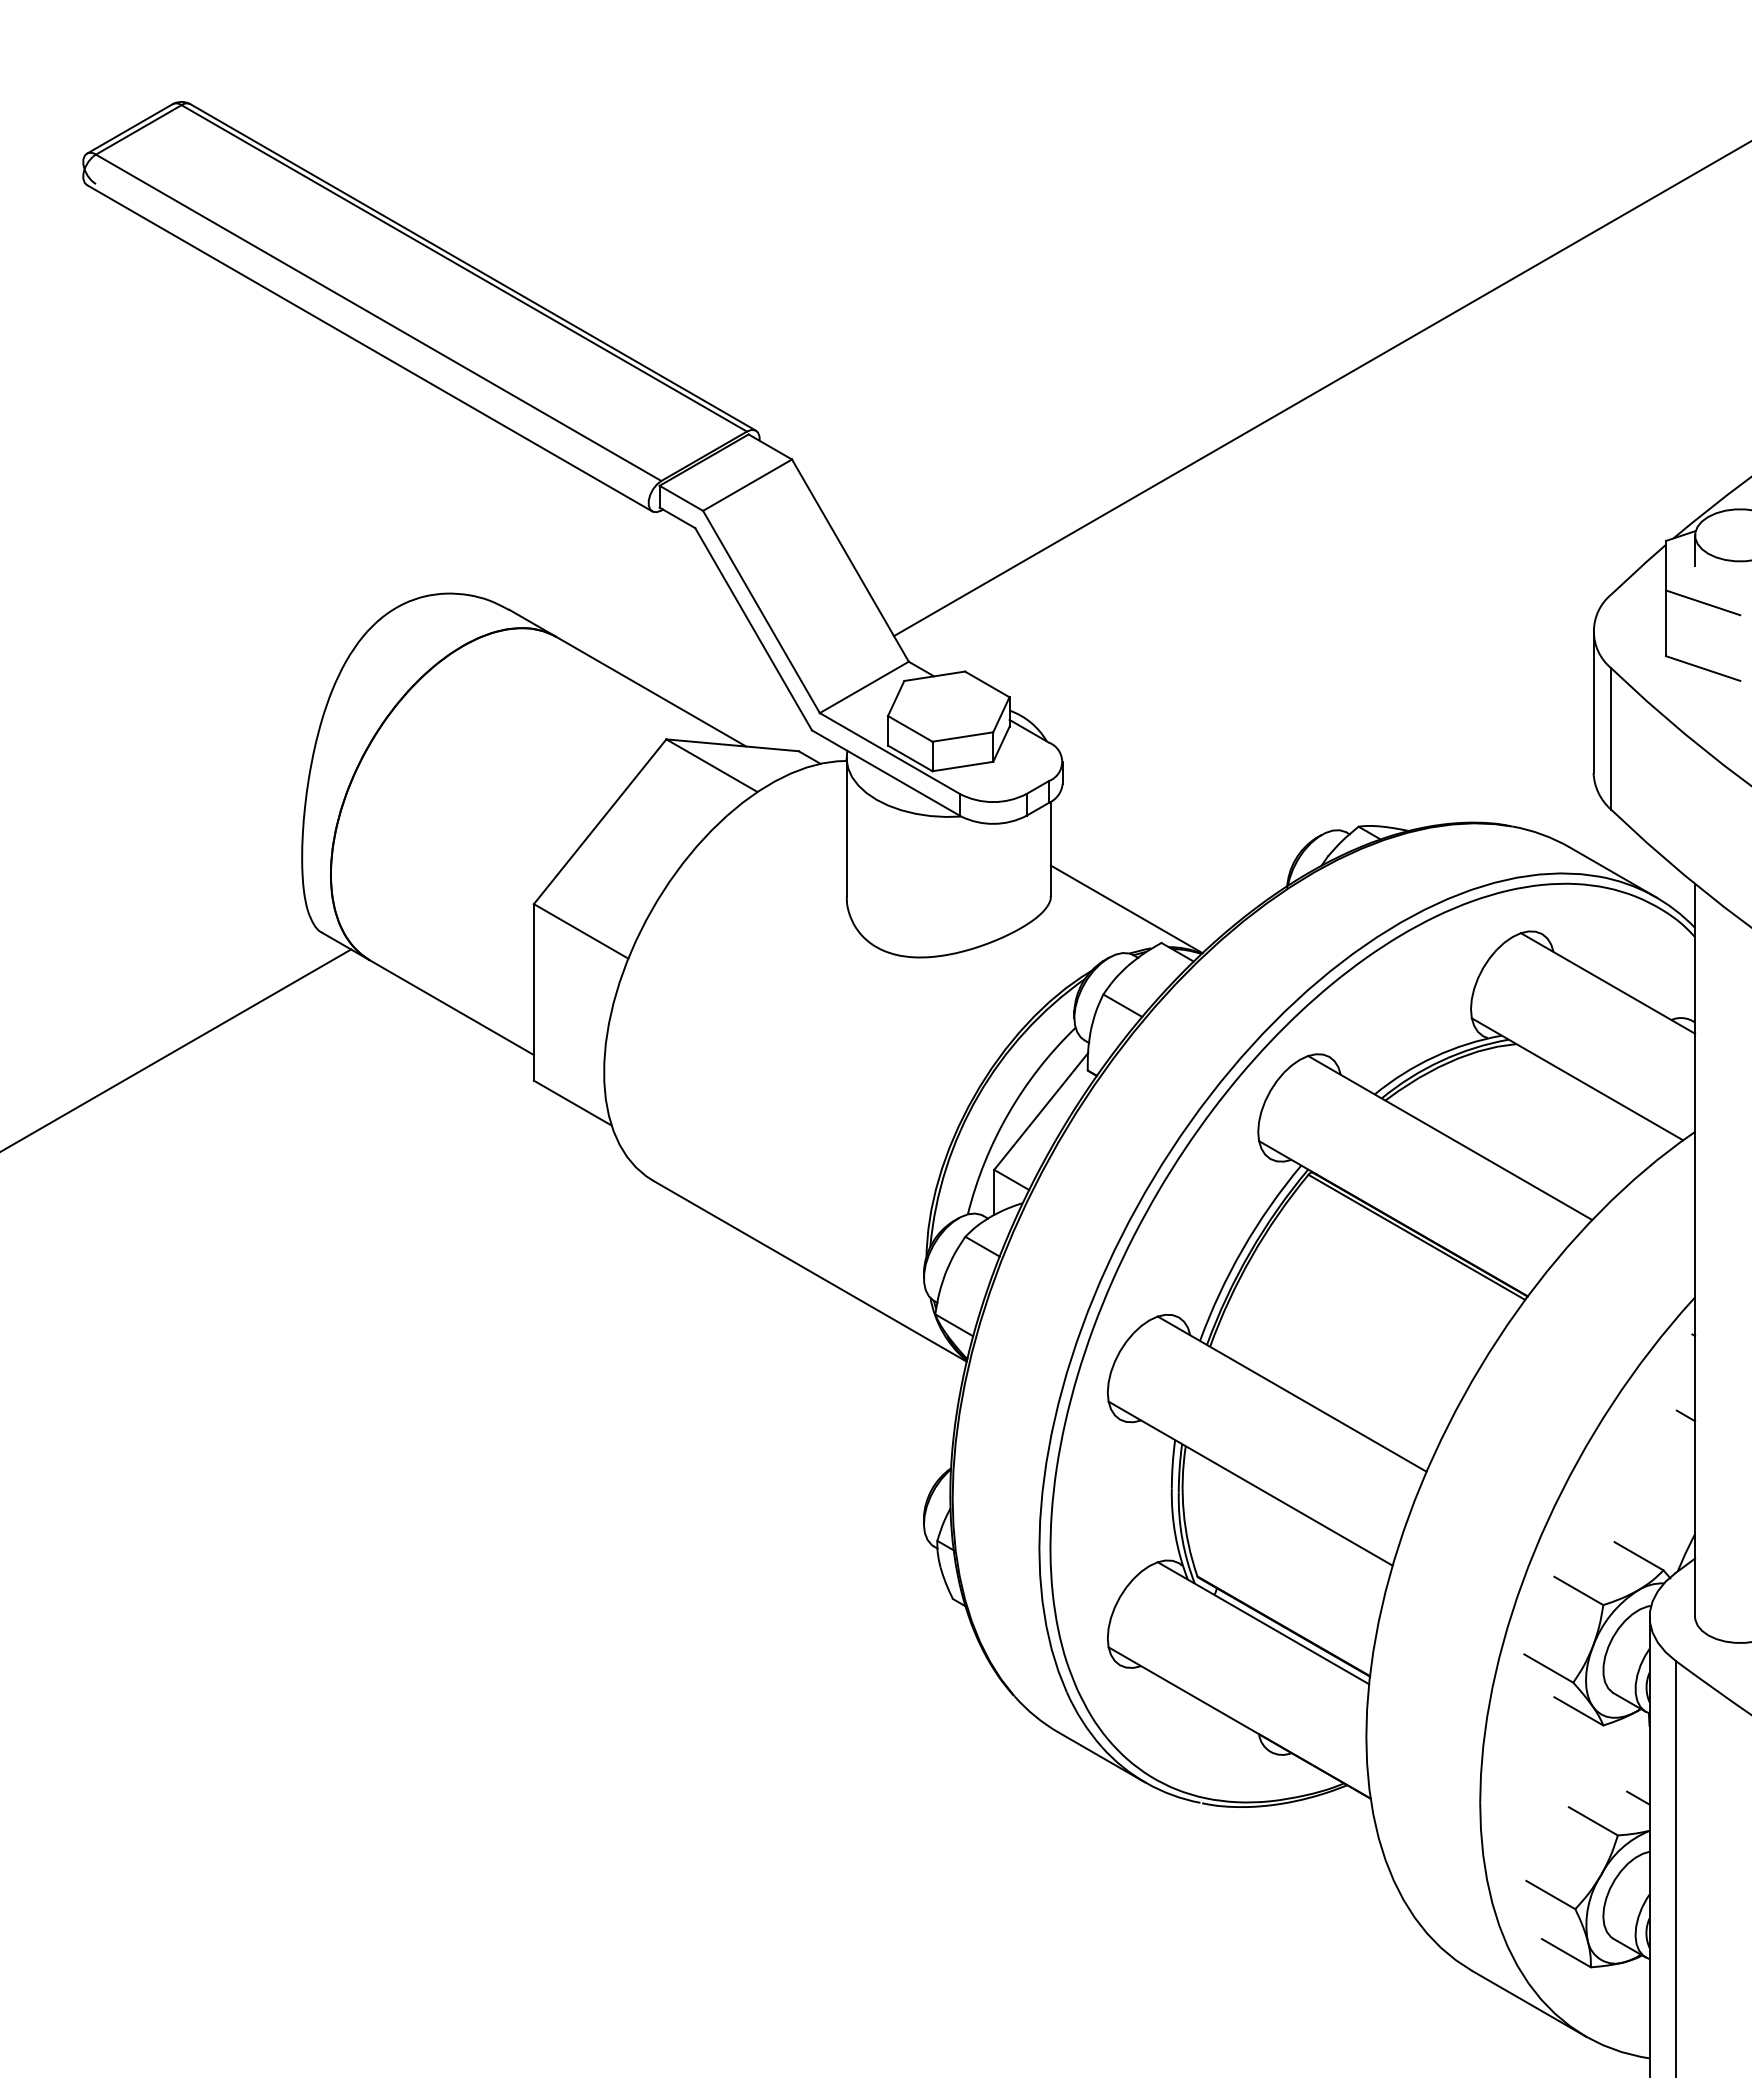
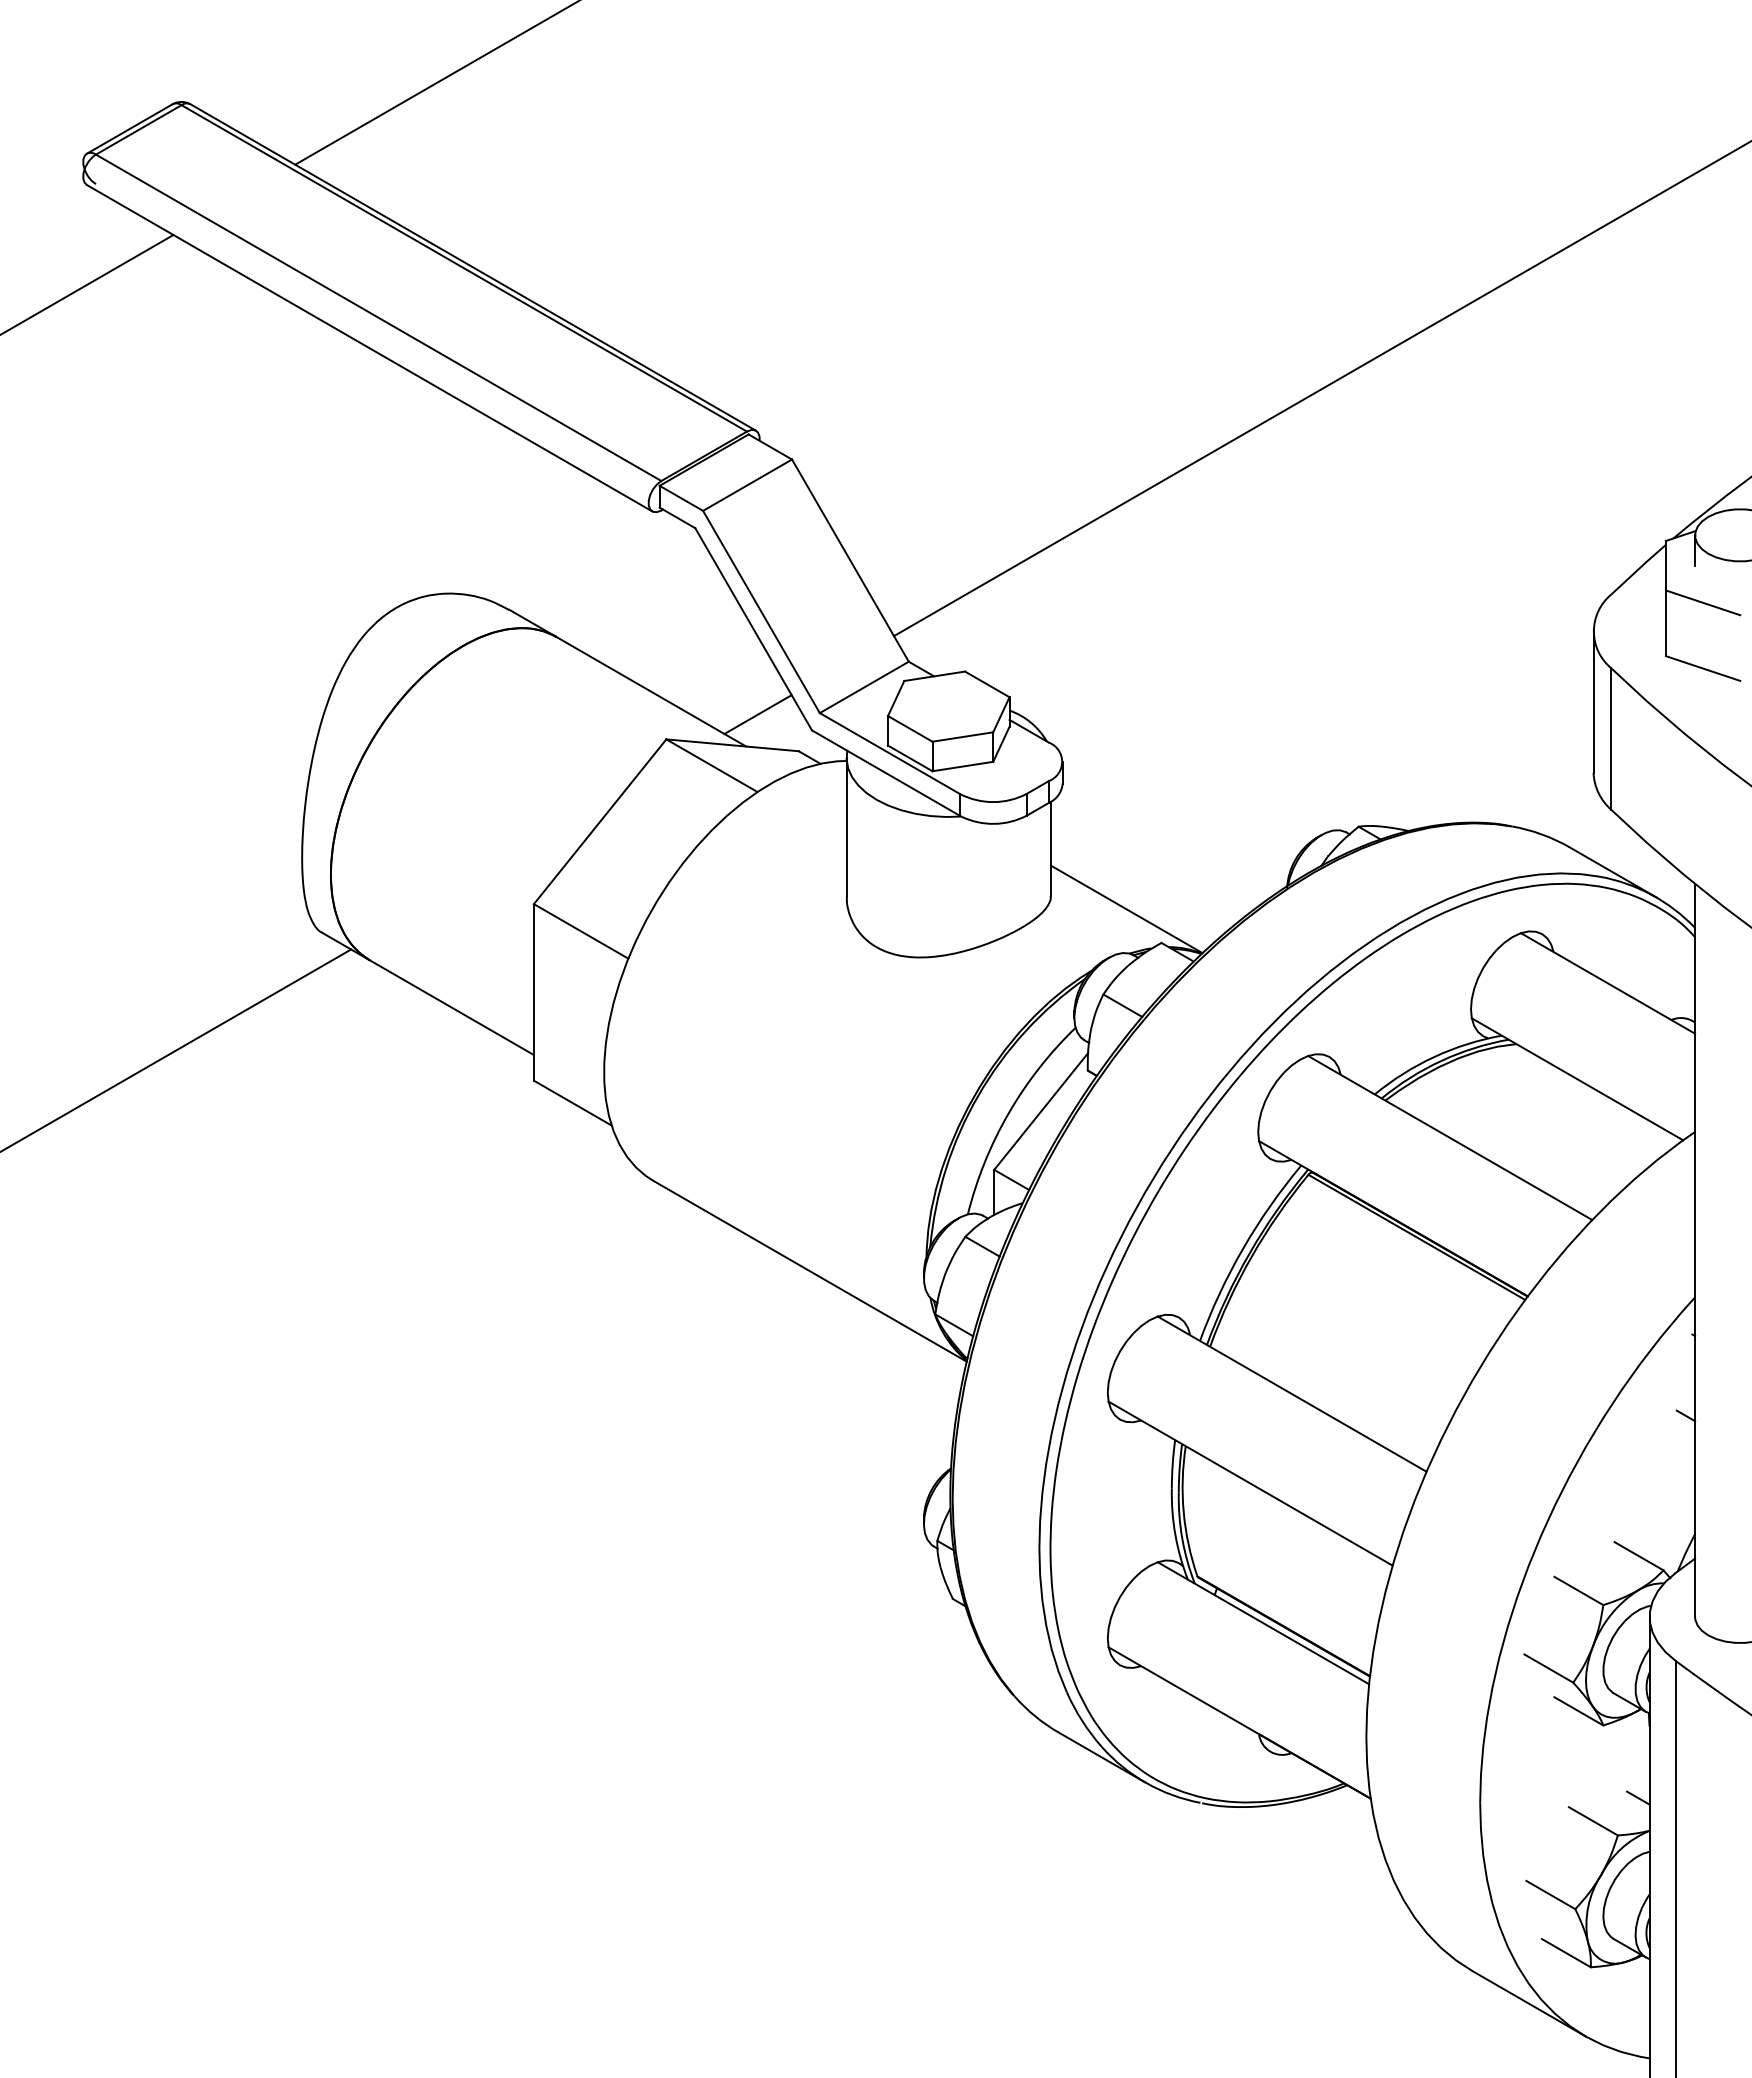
line: none -> present (435, 83)
line: none -> present (87, 284)
line: none -> present (757, 714)
